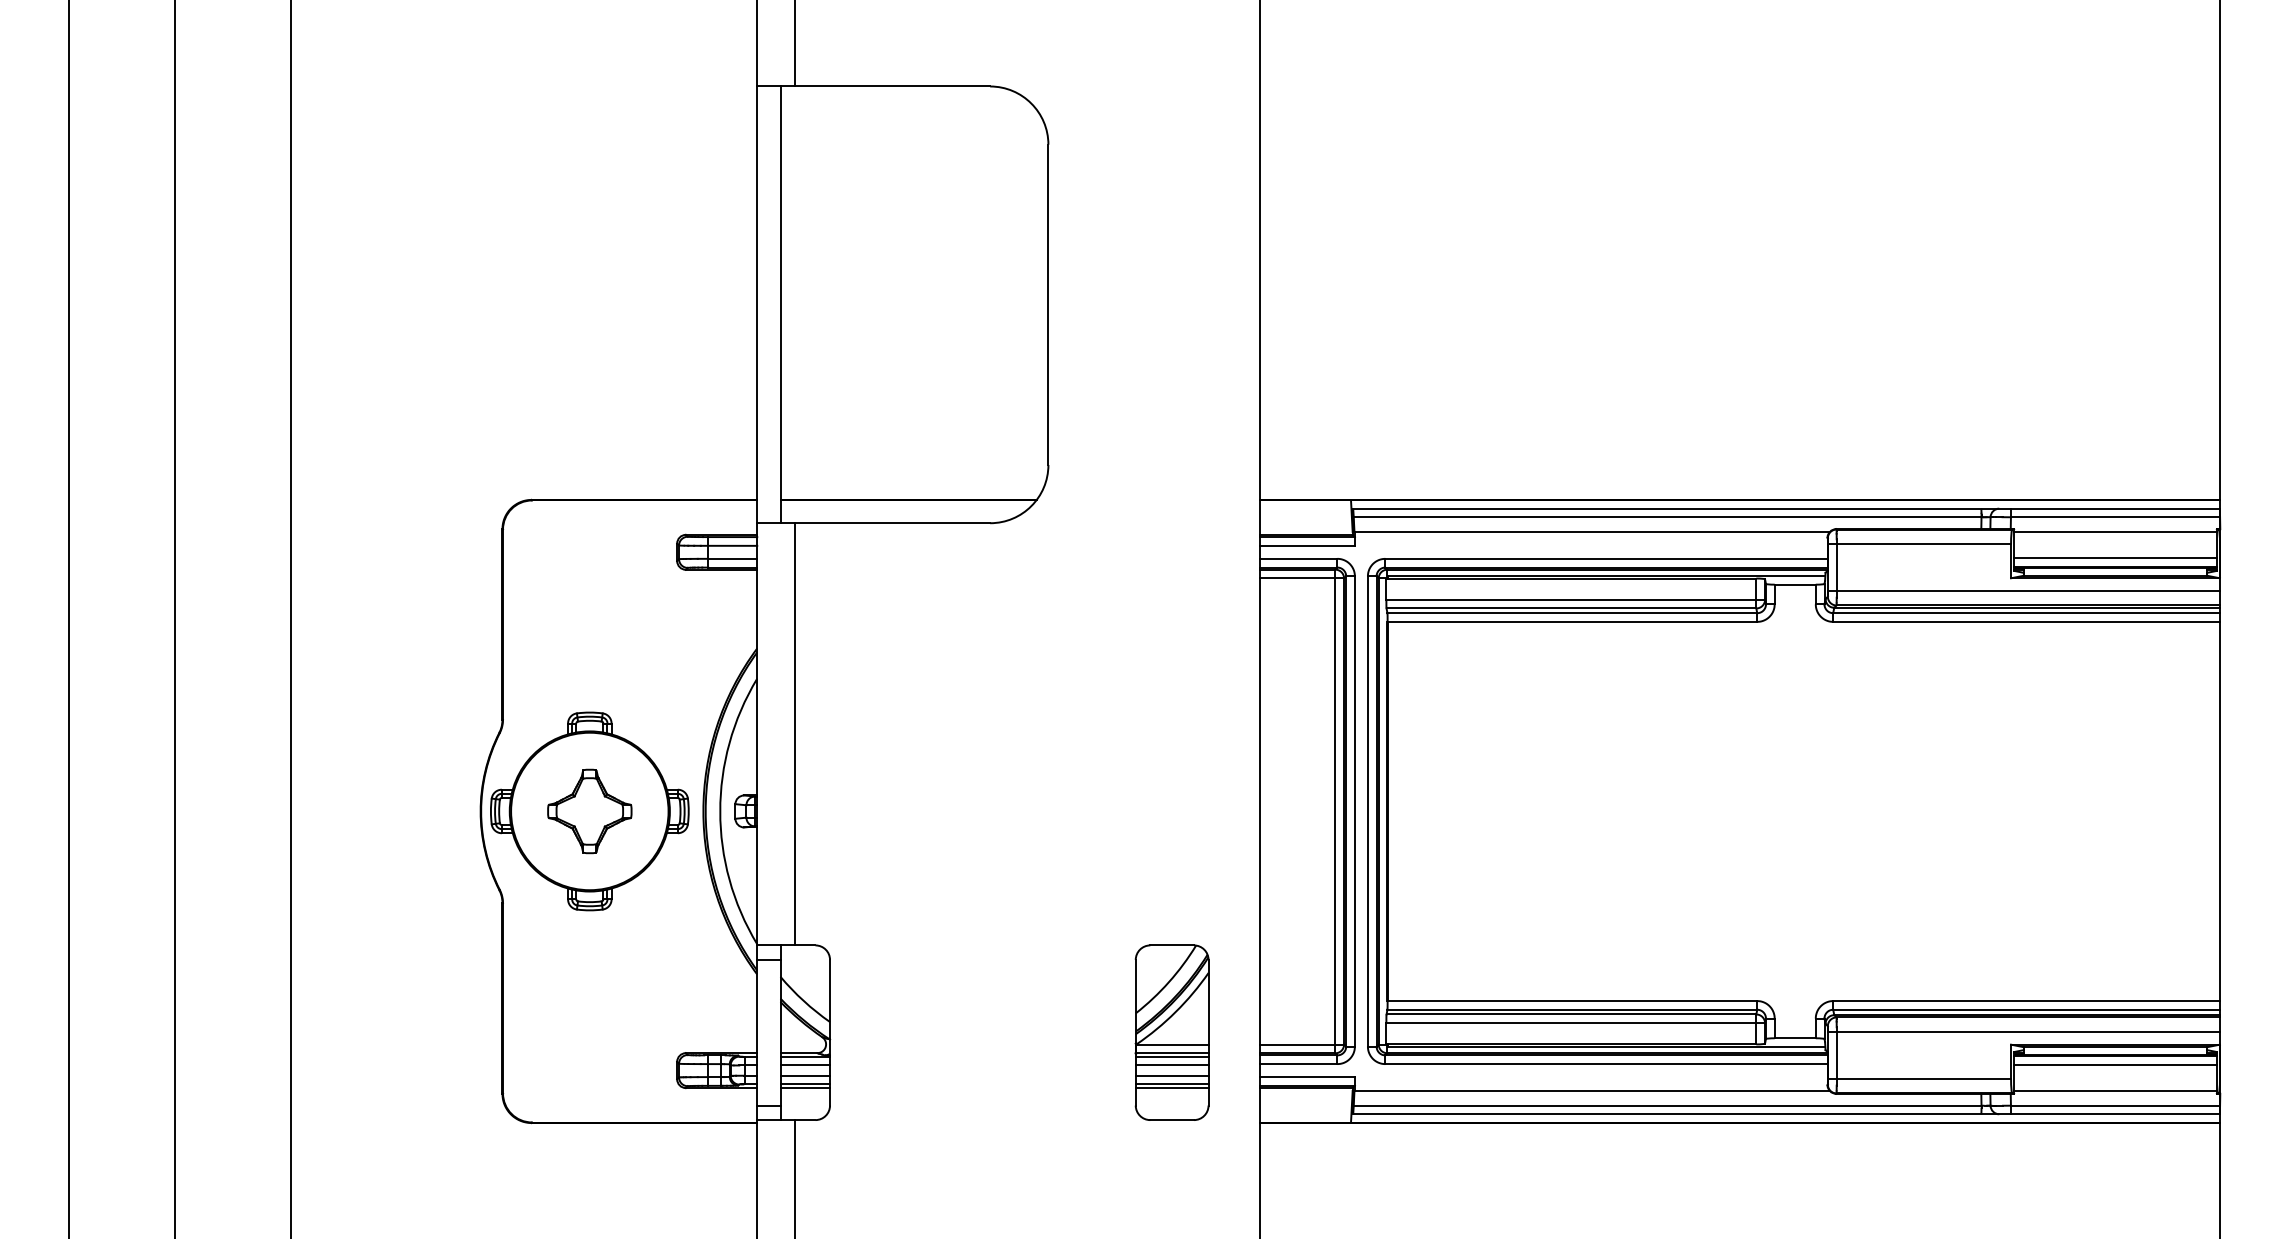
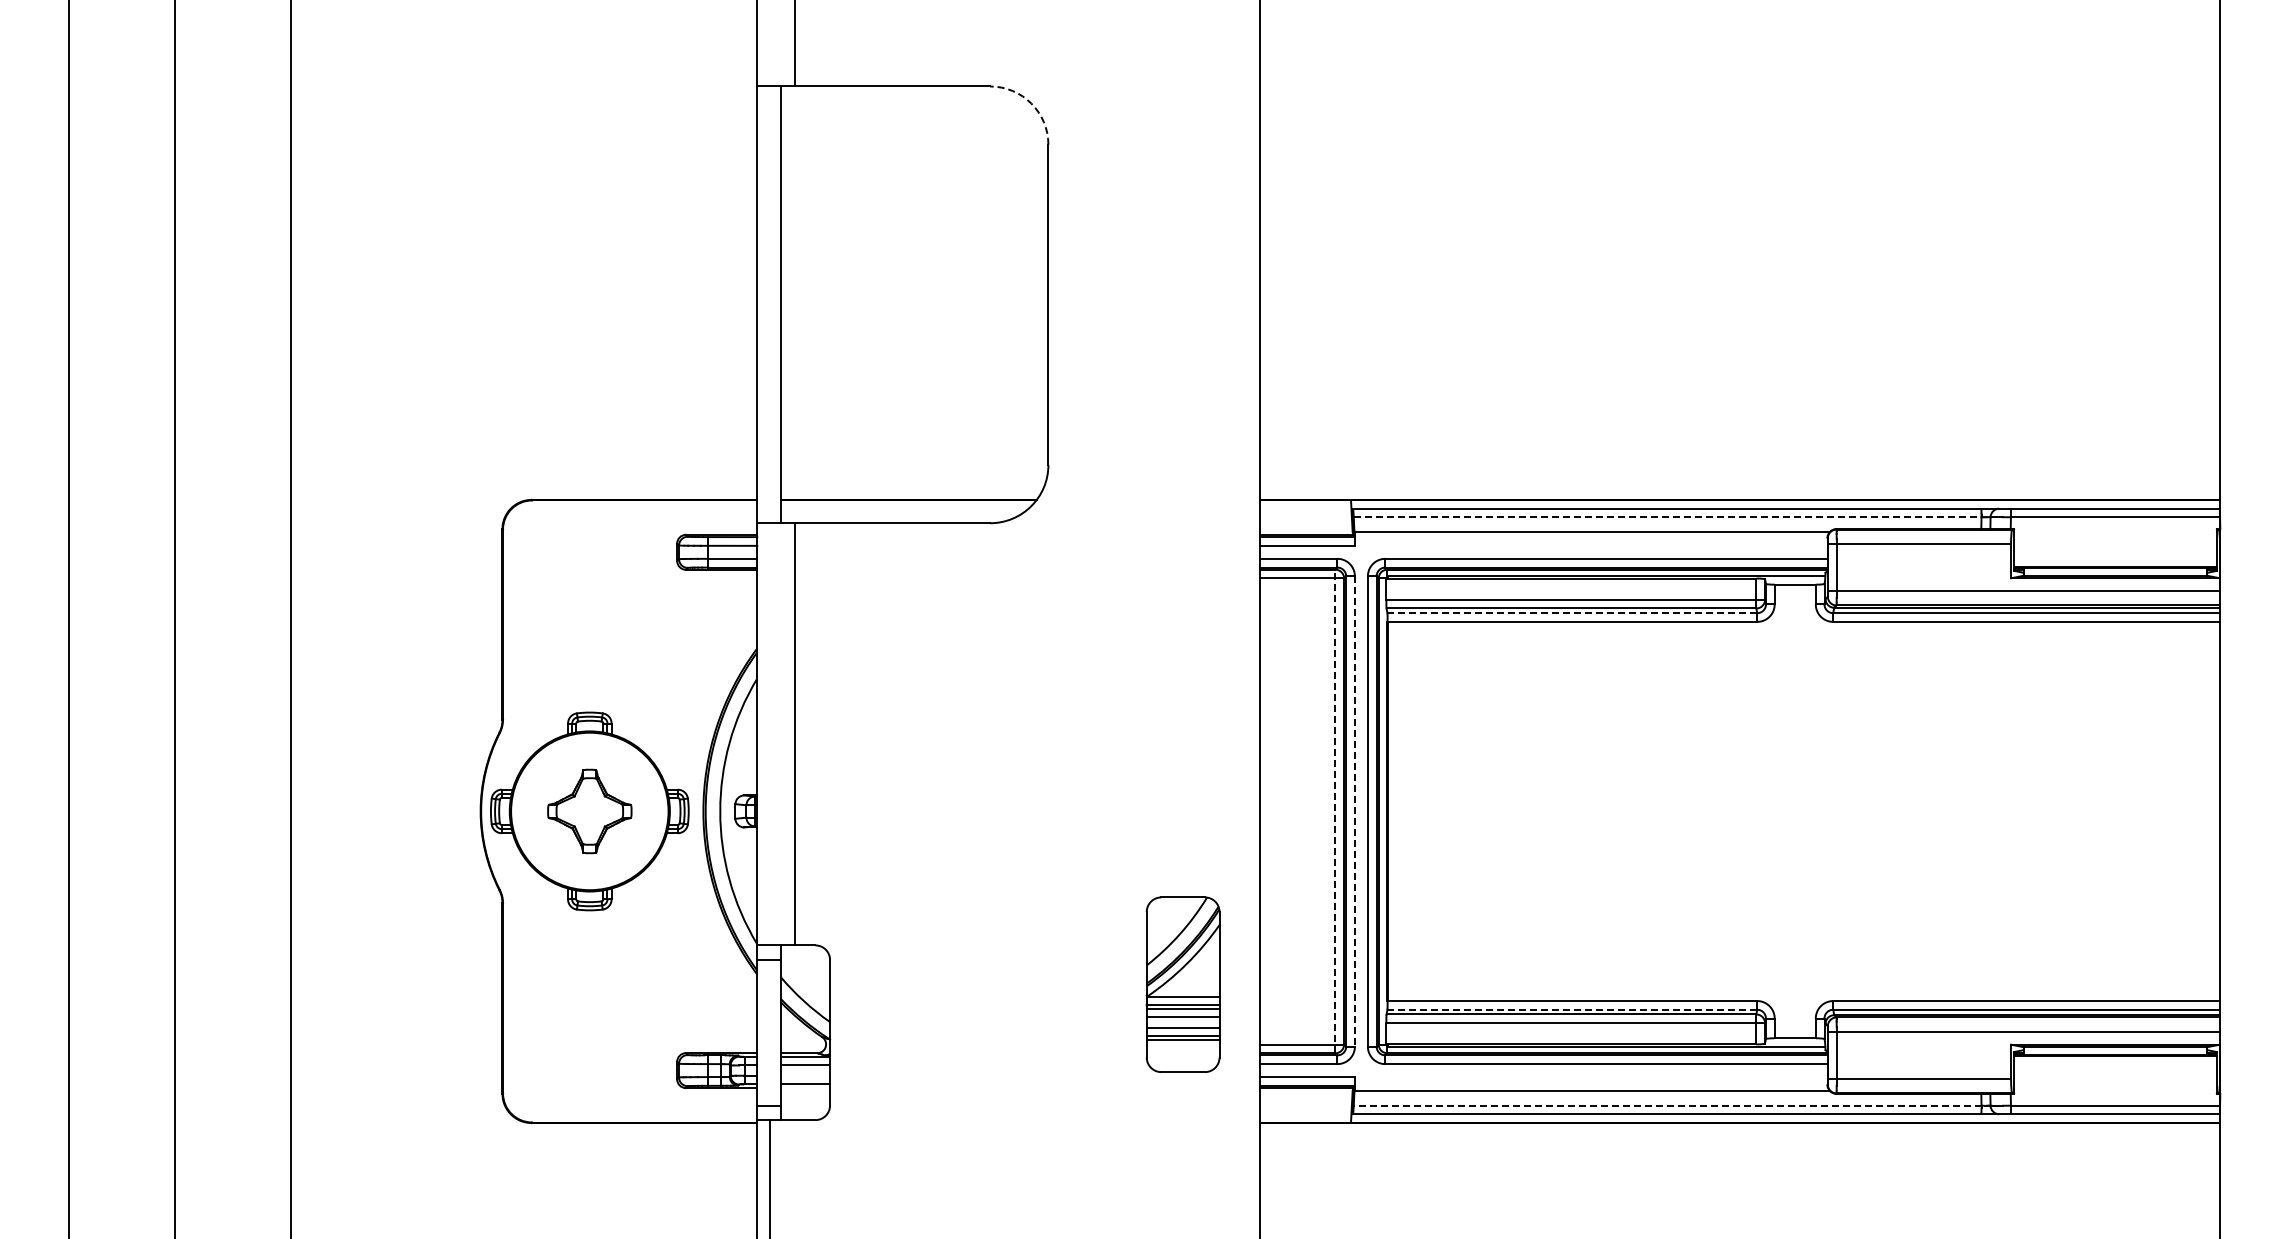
arc: solid -> dashed (1031, 103)
line: solid -> dashed (1667, 517)
line: present -> none (2115, 531)
line: present -> none (2115, 558)
line: solid -> dashed (1572, 613)
line: solid -> dashed (1335, 811)
line: solid -> dashed (1354, 811)
line: solid -> dashed (1572, 1009)
part position: (1171, 1032) -> (1182, 984) (1182, 984)
line: present -> none (2115, 1064)
line: present -> none (805, 1075)
line: present -> none (805, 1088)
line: present -> none (2115, 1090)
line: solid -> dashed (1667, 1105)
line position: (795, 1177) -> (770, 1177) (770, 1177)
